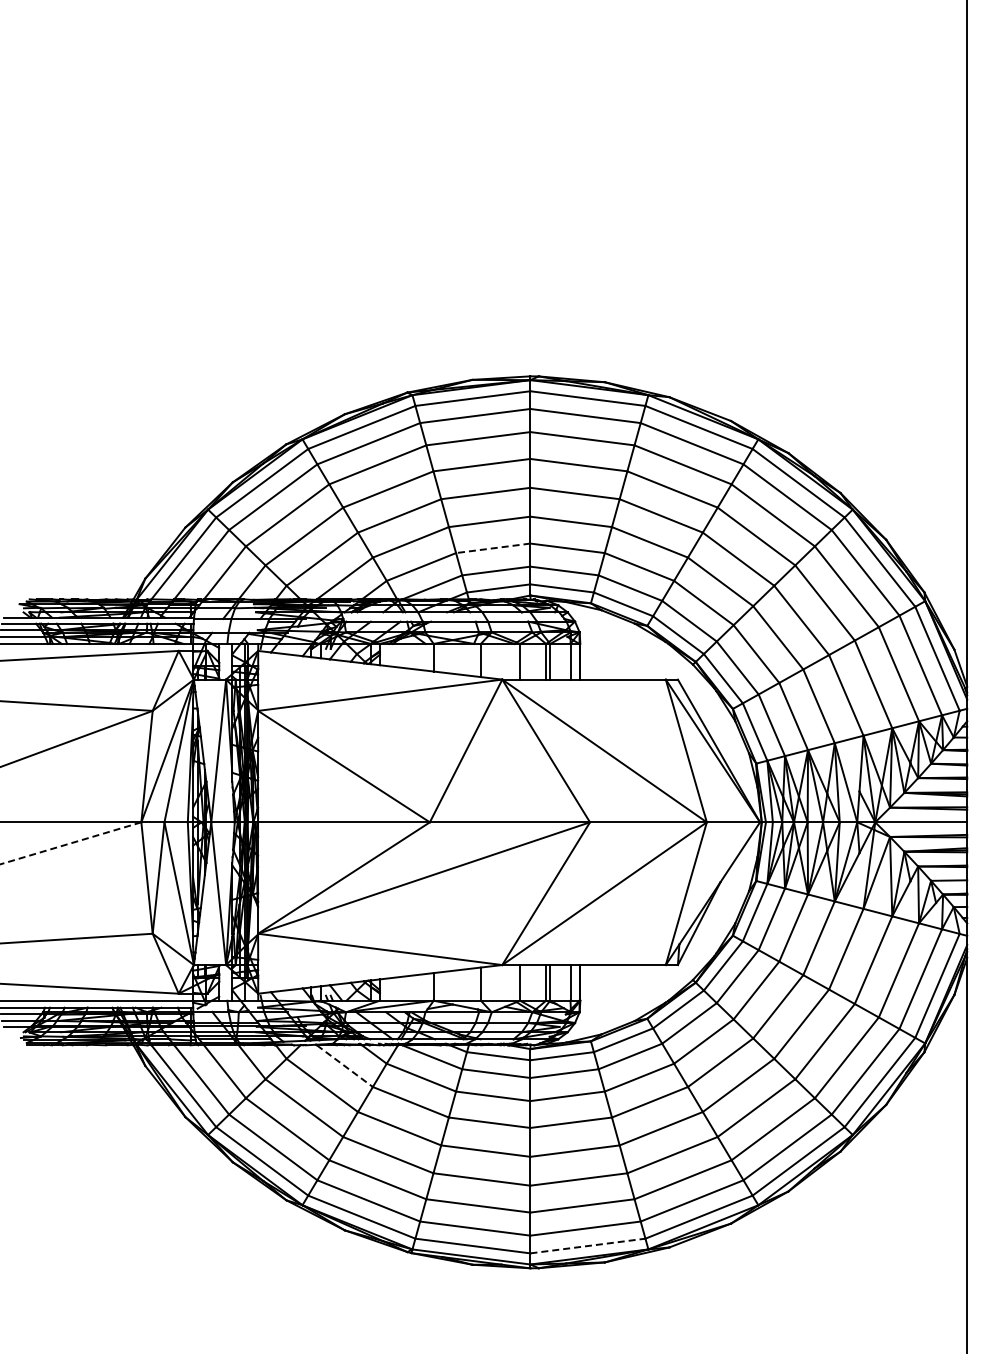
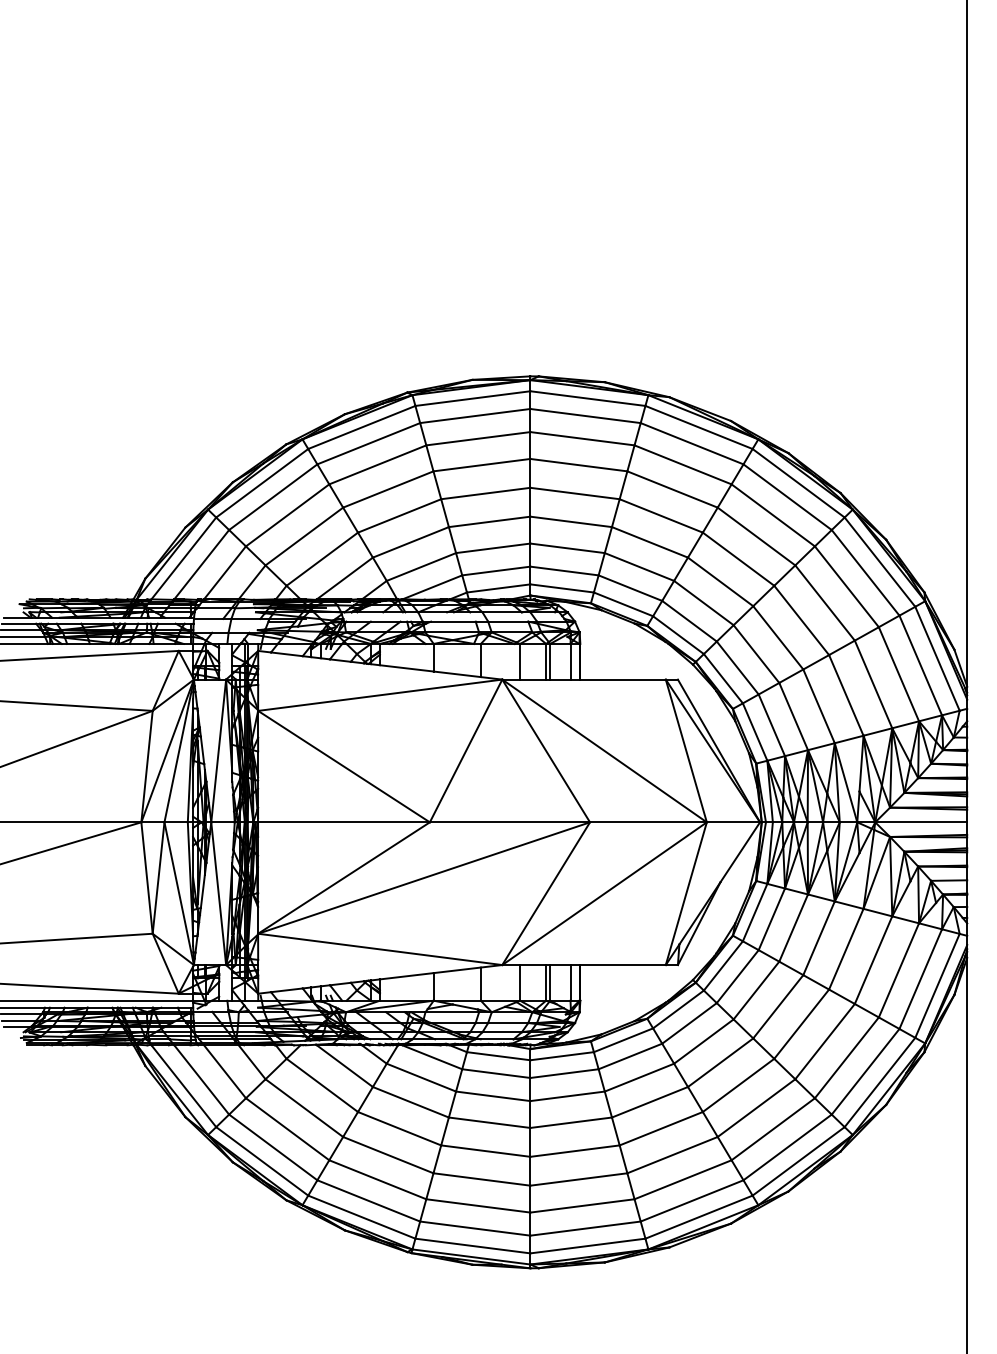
line: dashed -> solid (492, 548)
line: dashed -> solid (70, 843)
line: dashed -> solid (344, 1066)
line: dashed -> solid (587, 1246)
